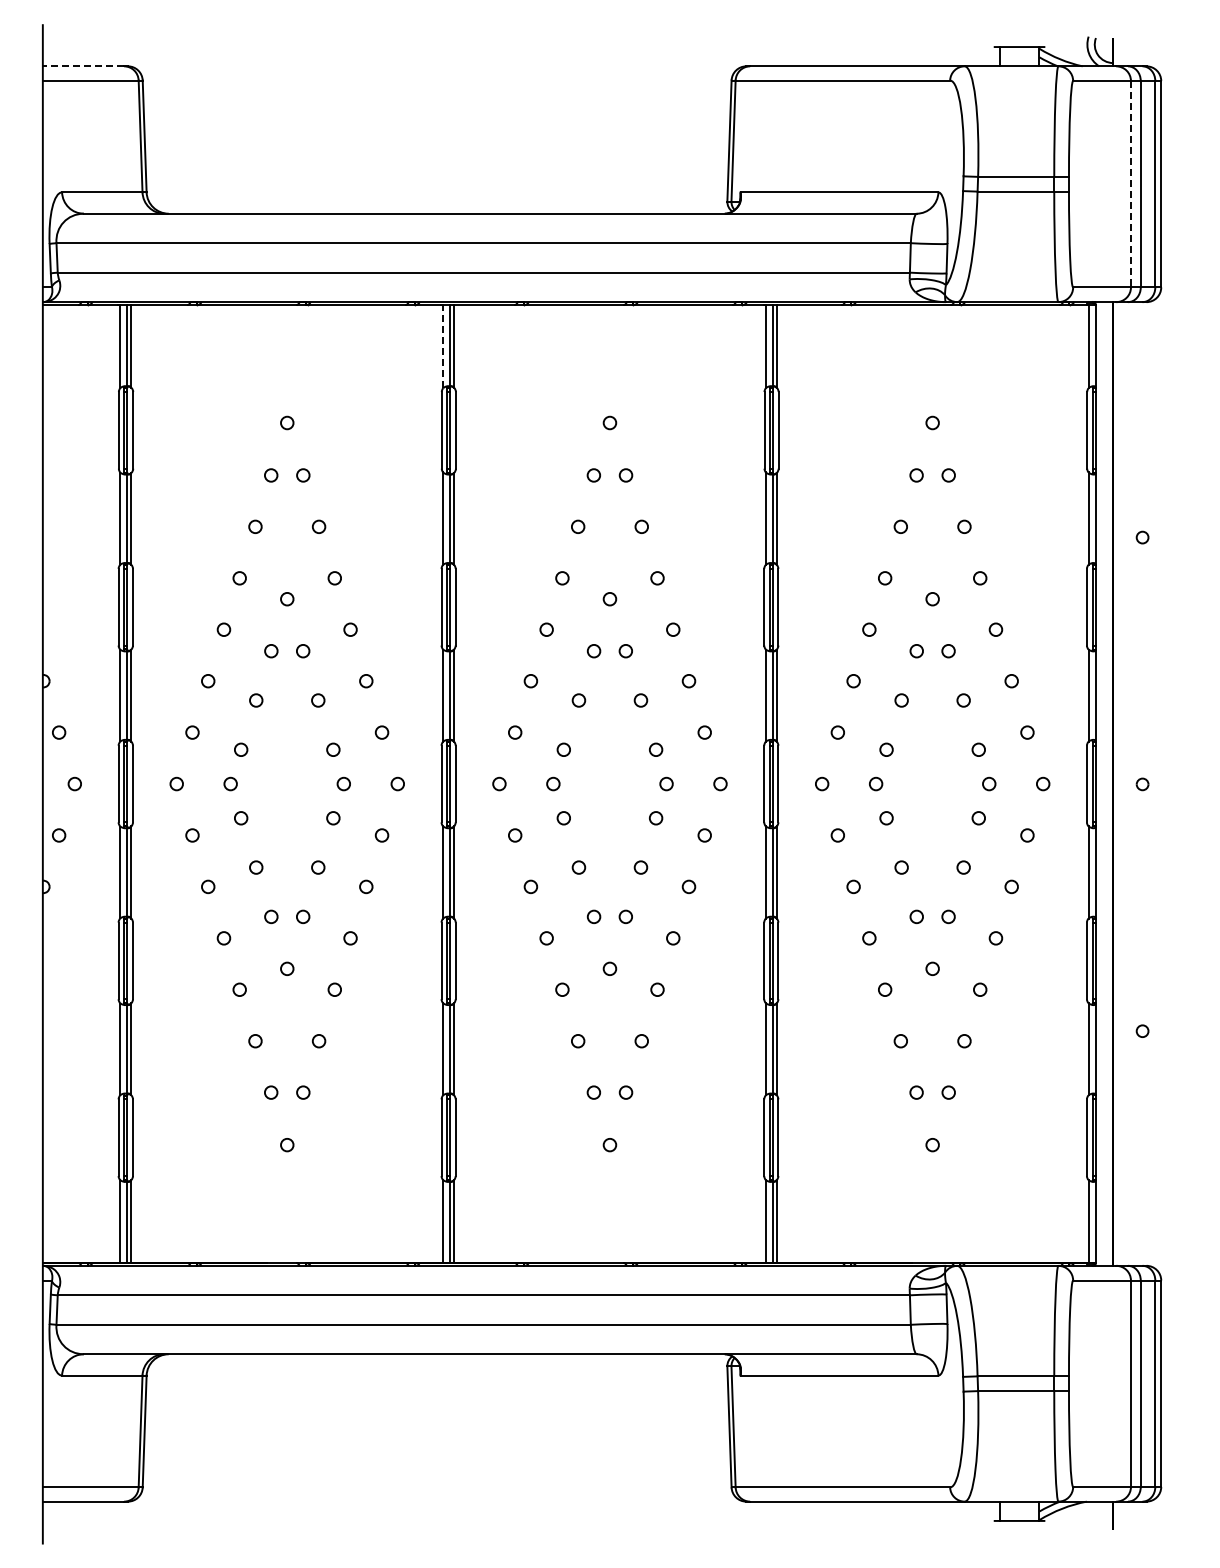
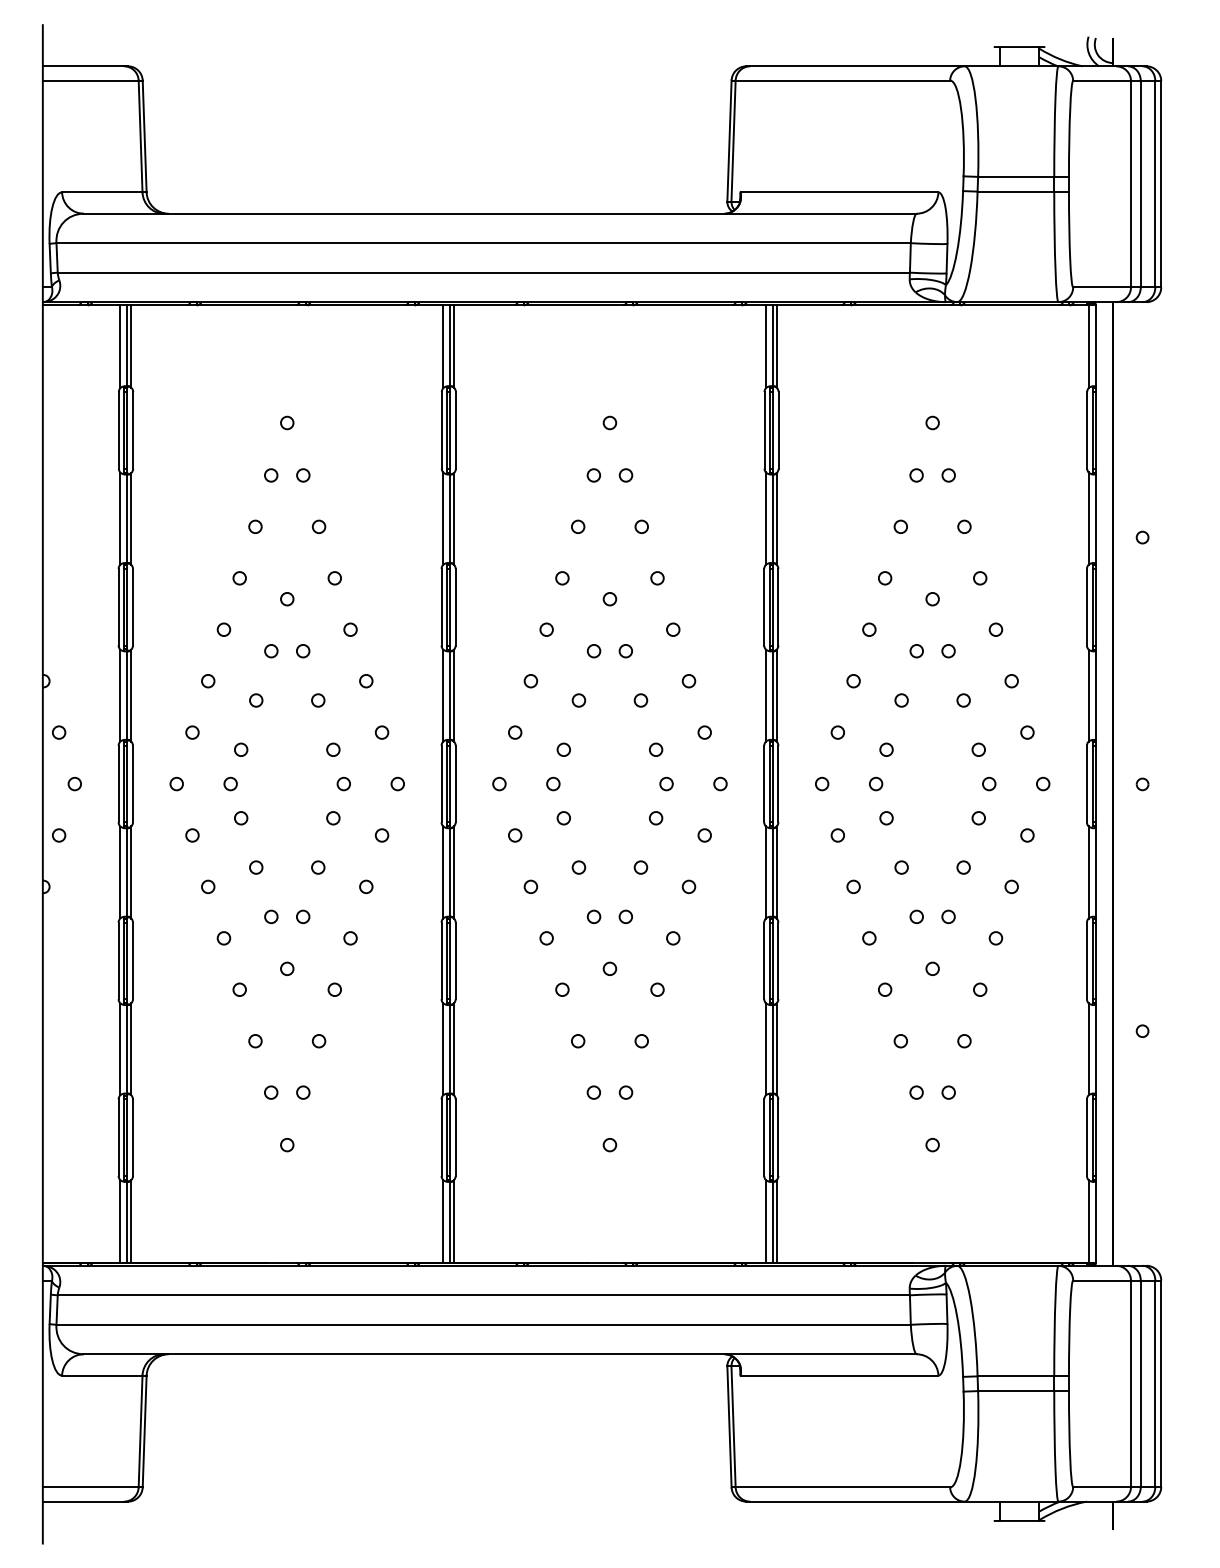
line: dashed -> solid (83, 66)
line: dashed -> solid (1130, 184)
line: dashed -> solid (443, 346)
